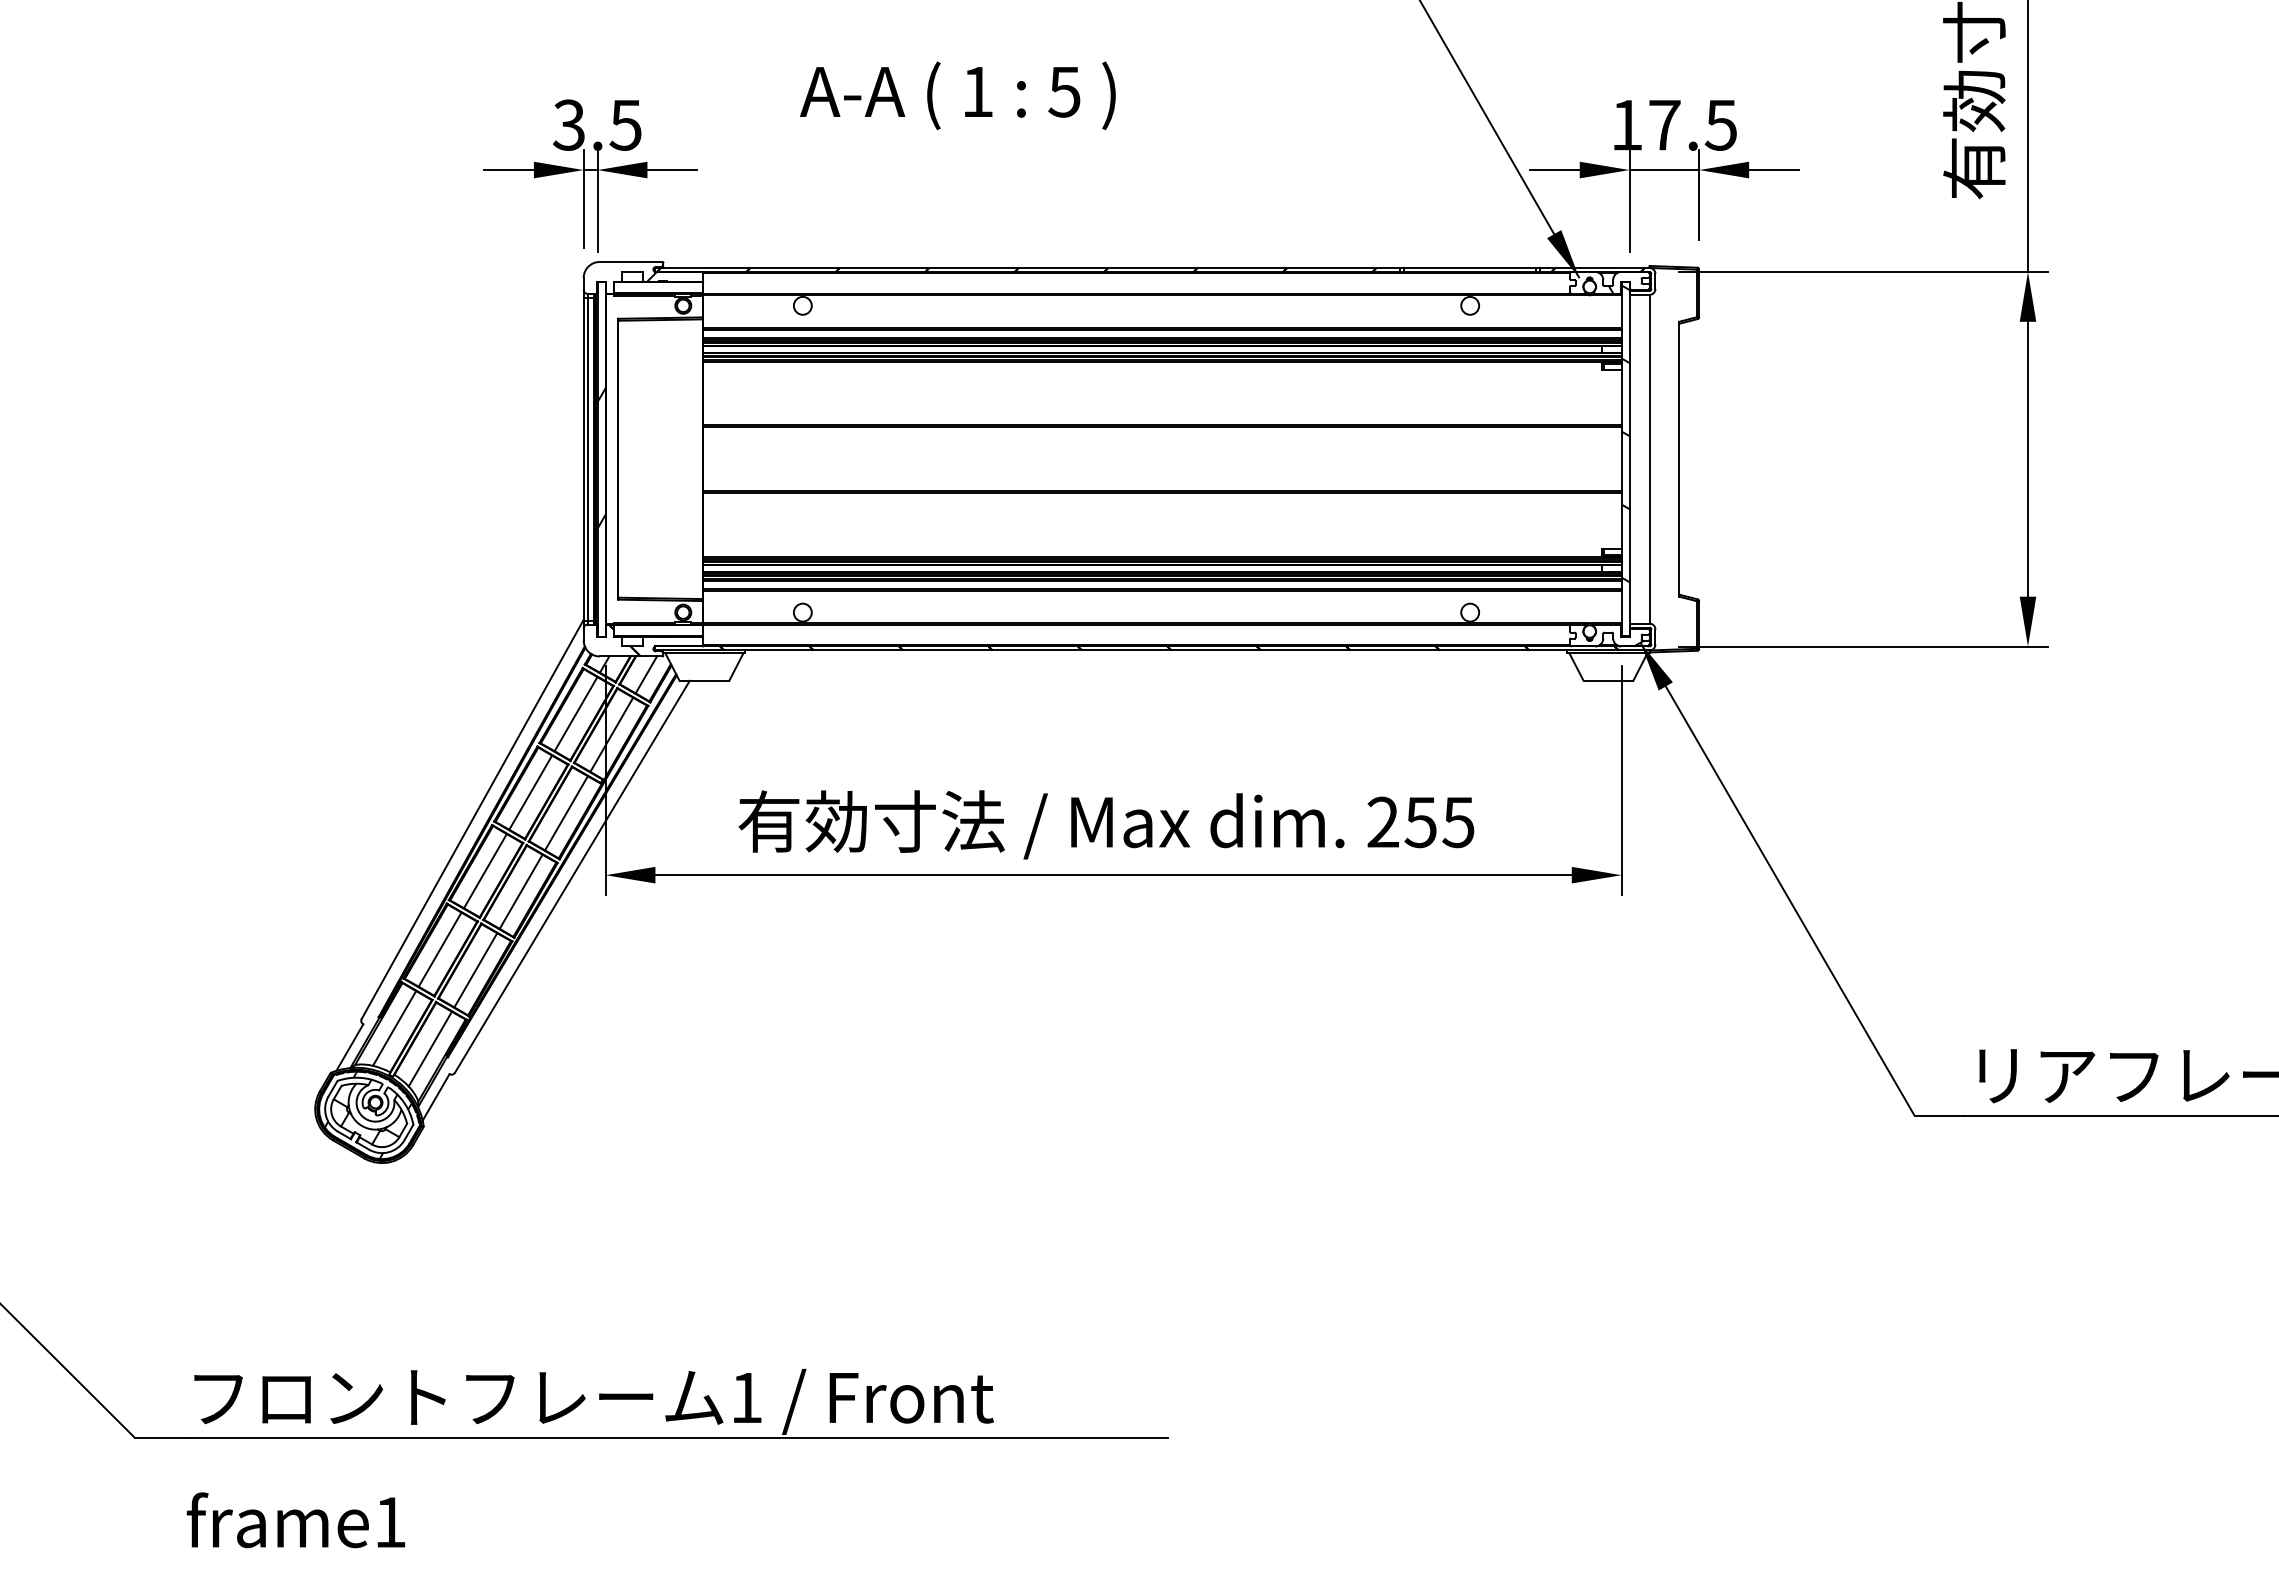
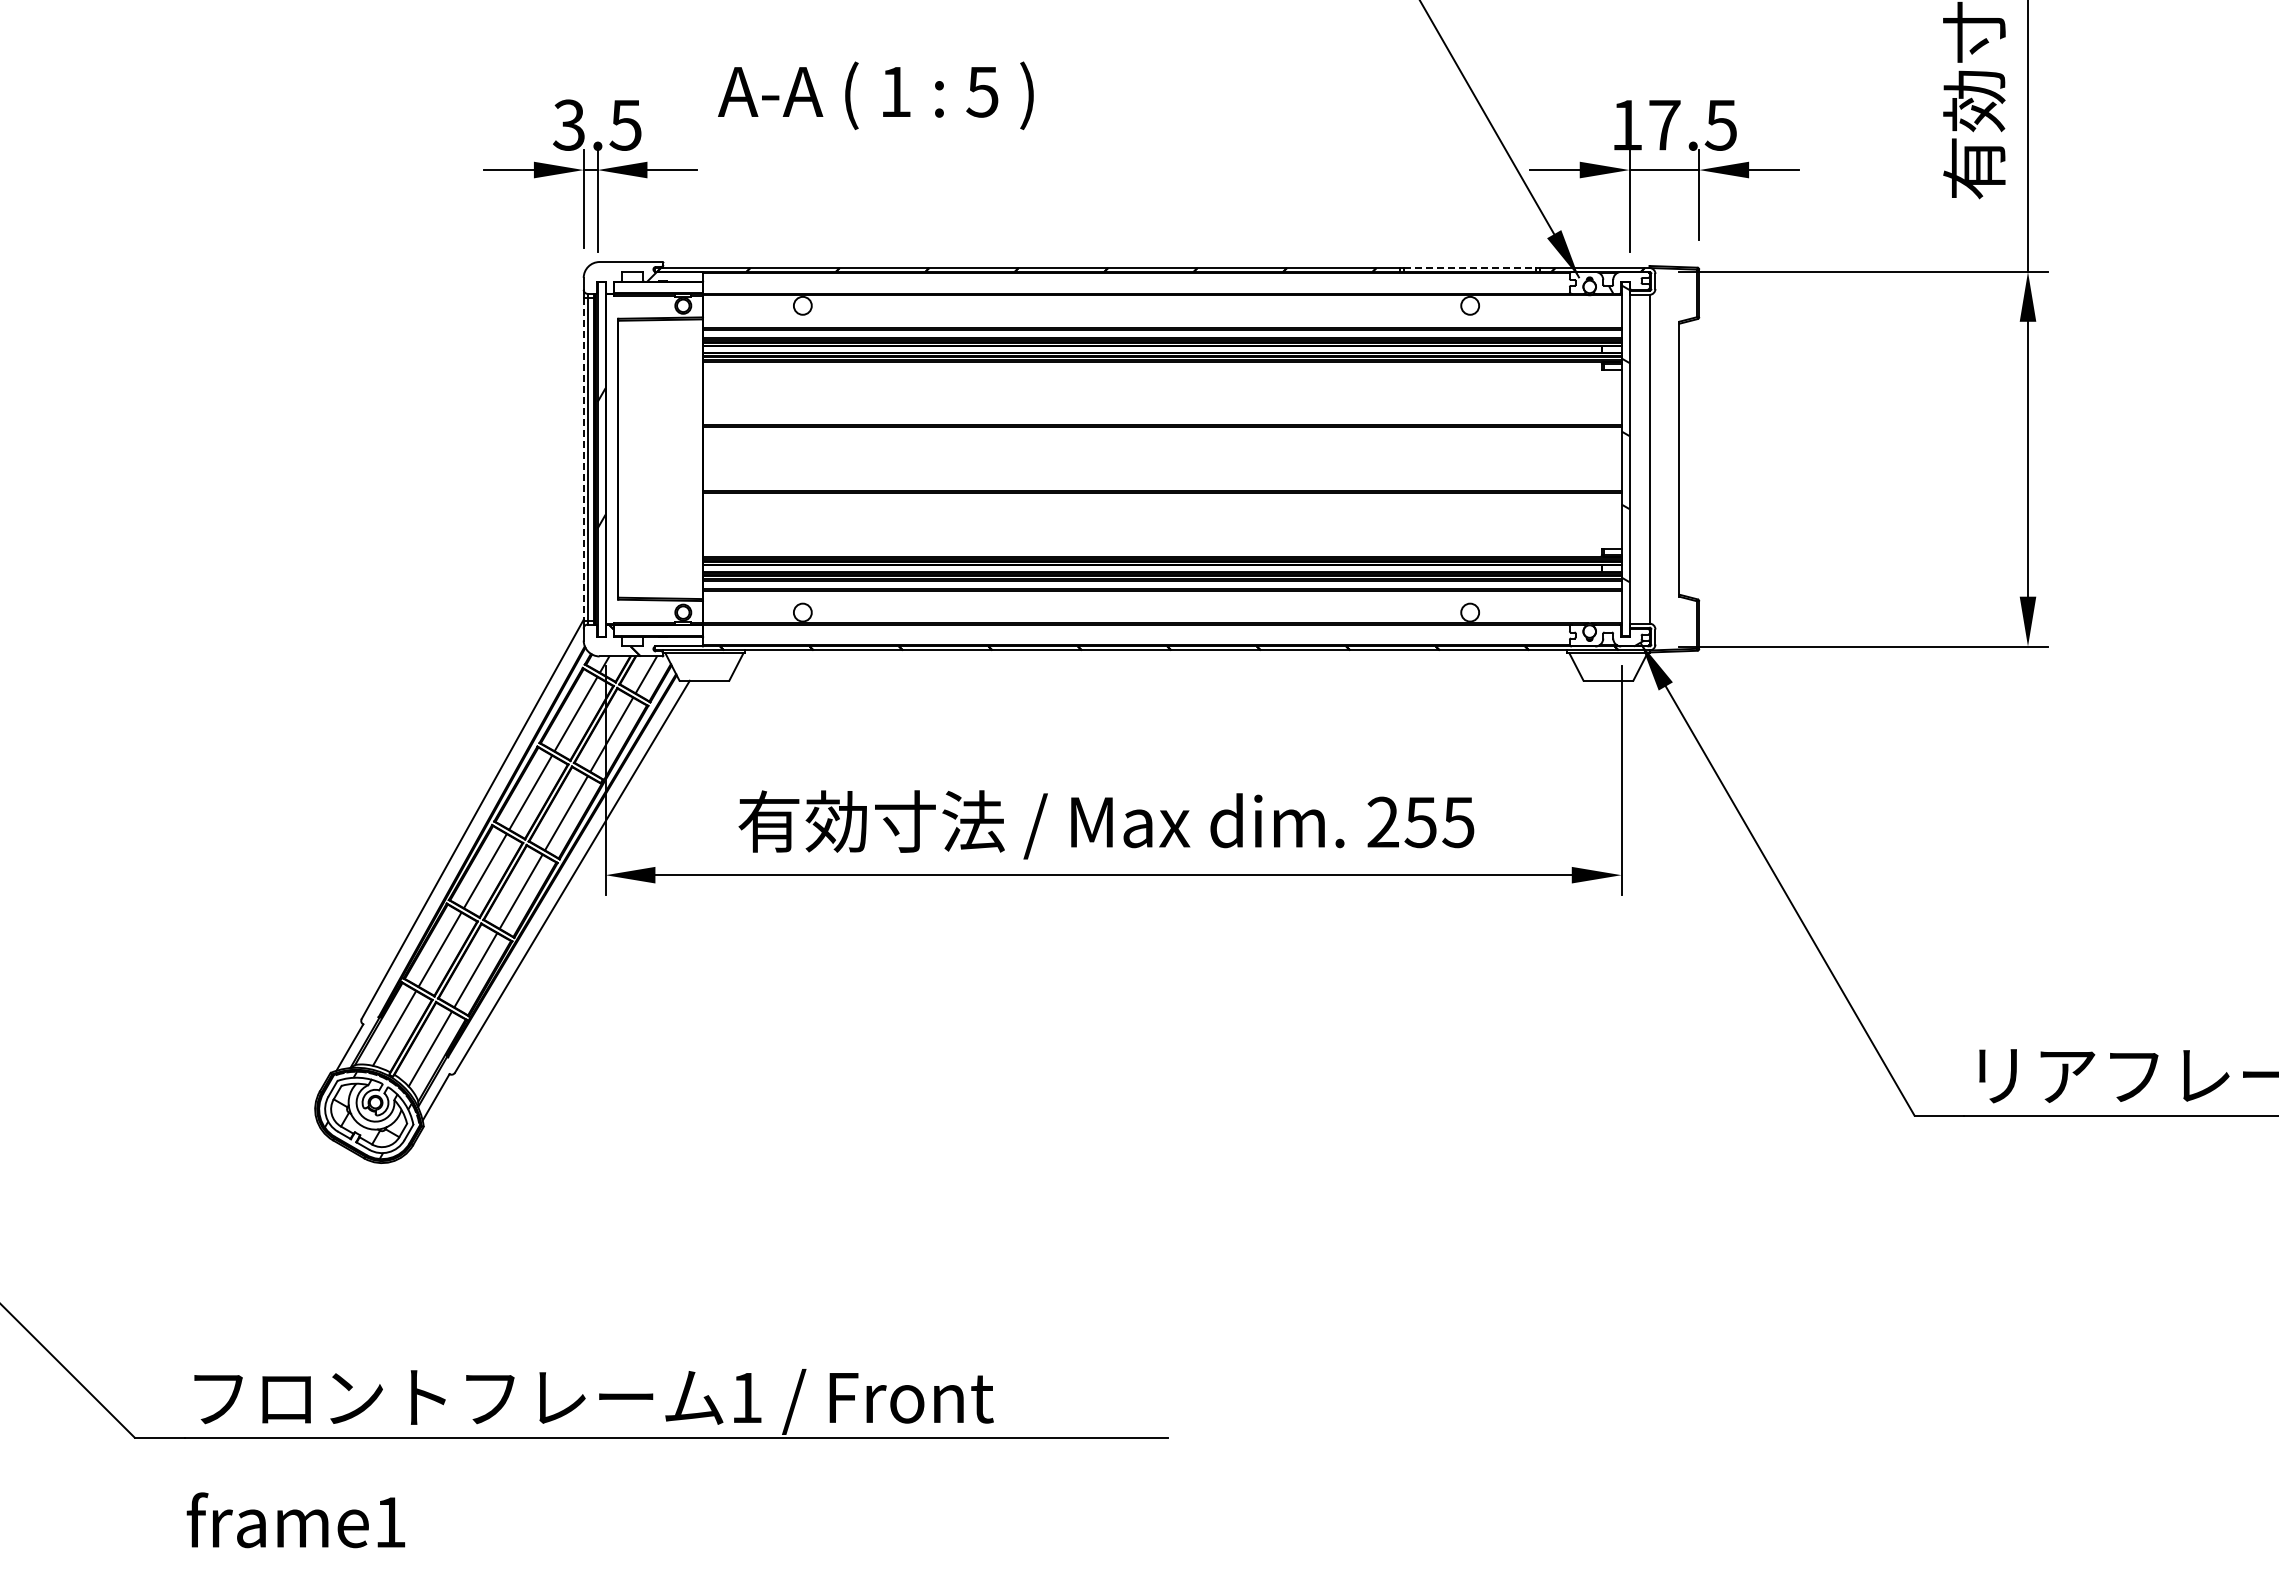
text position: (957, 95) -> (875, 95) (875, 95)
line: solid -> dashed (1470, 267)
line: solid -> dashed (583, 459)
